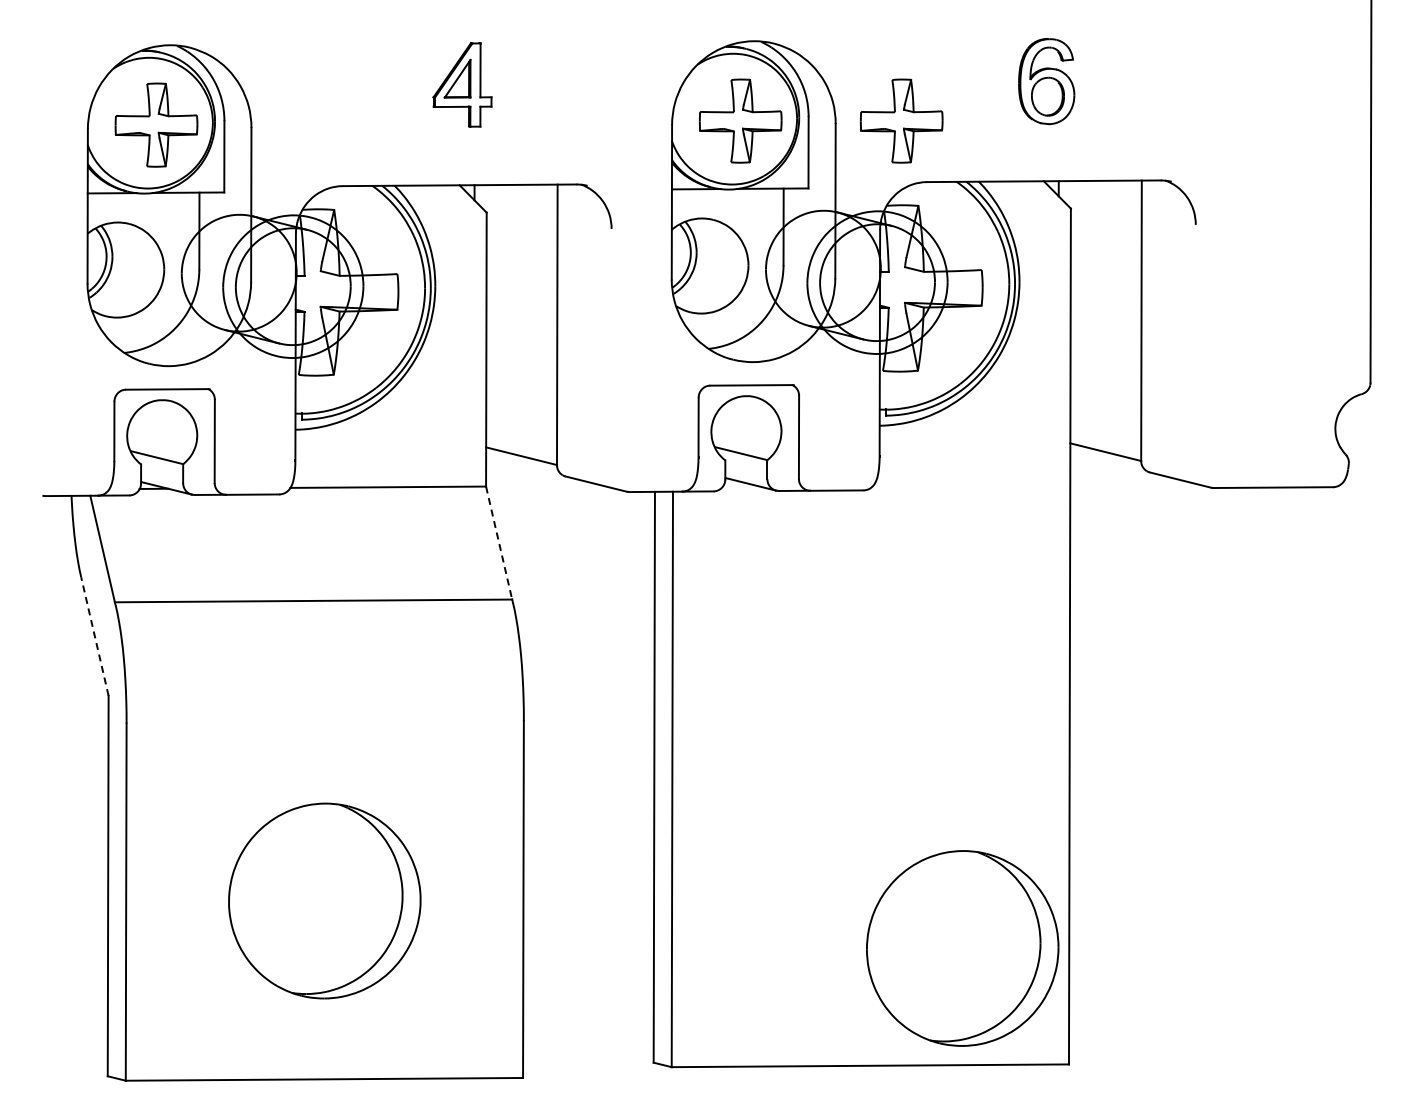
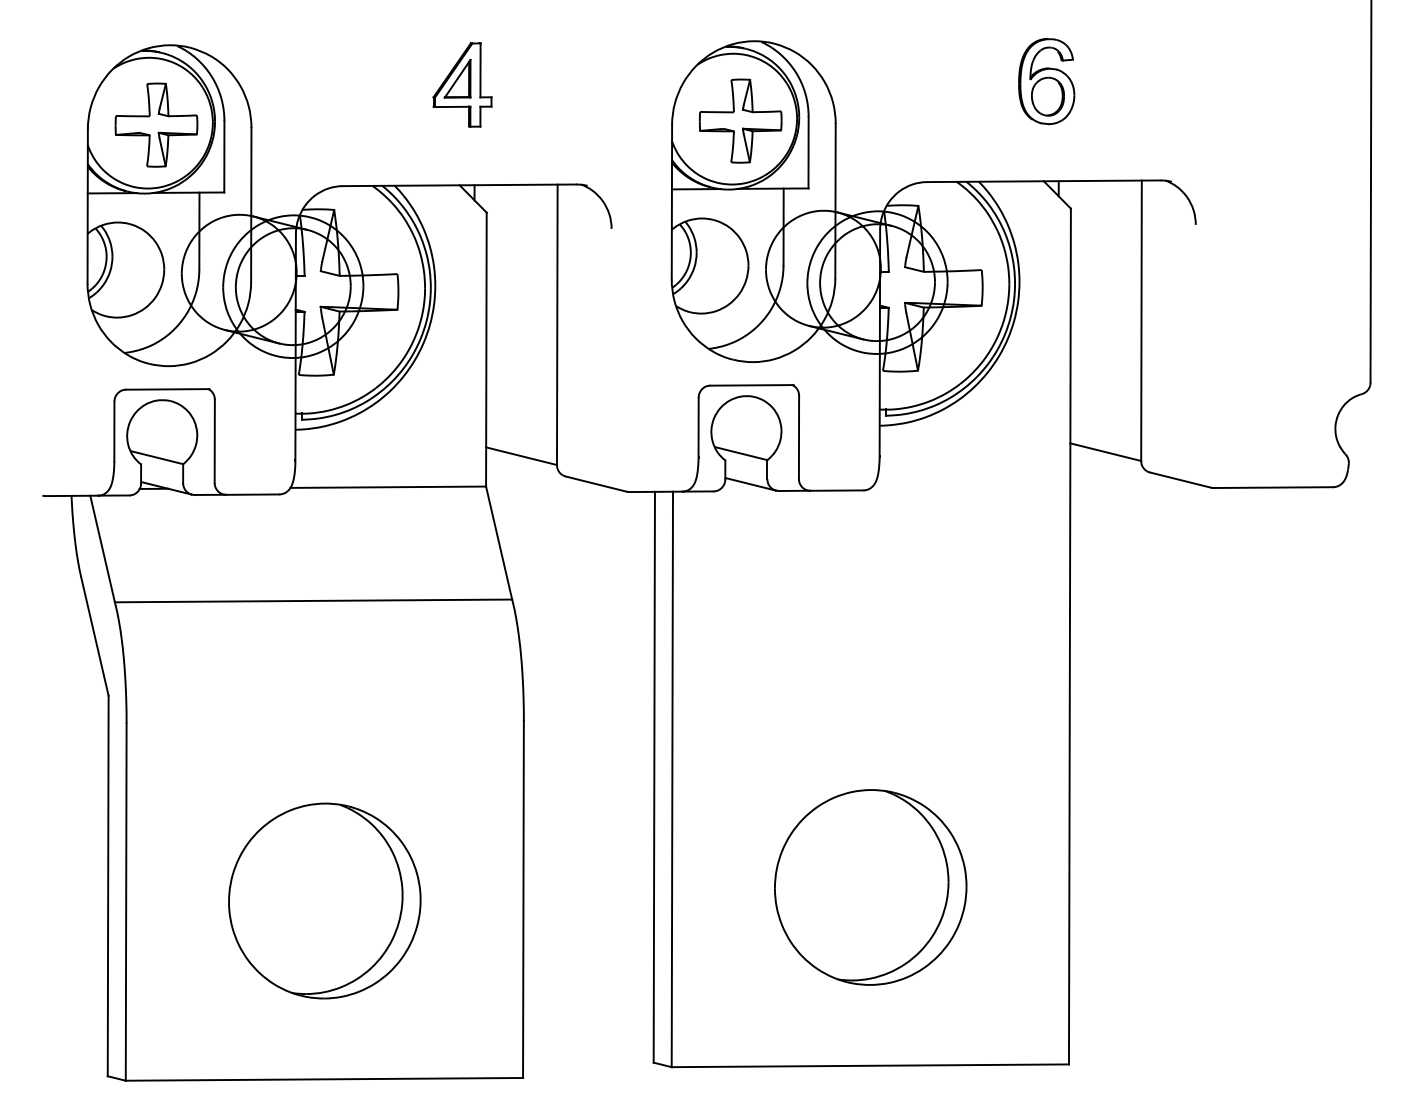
part: present -> none (901, 120)
line: dashed -> solid (499, 543)
line: dashed -> solid (94, 636)
part position: (962, 948) -> (870, 887) (870, 887)
